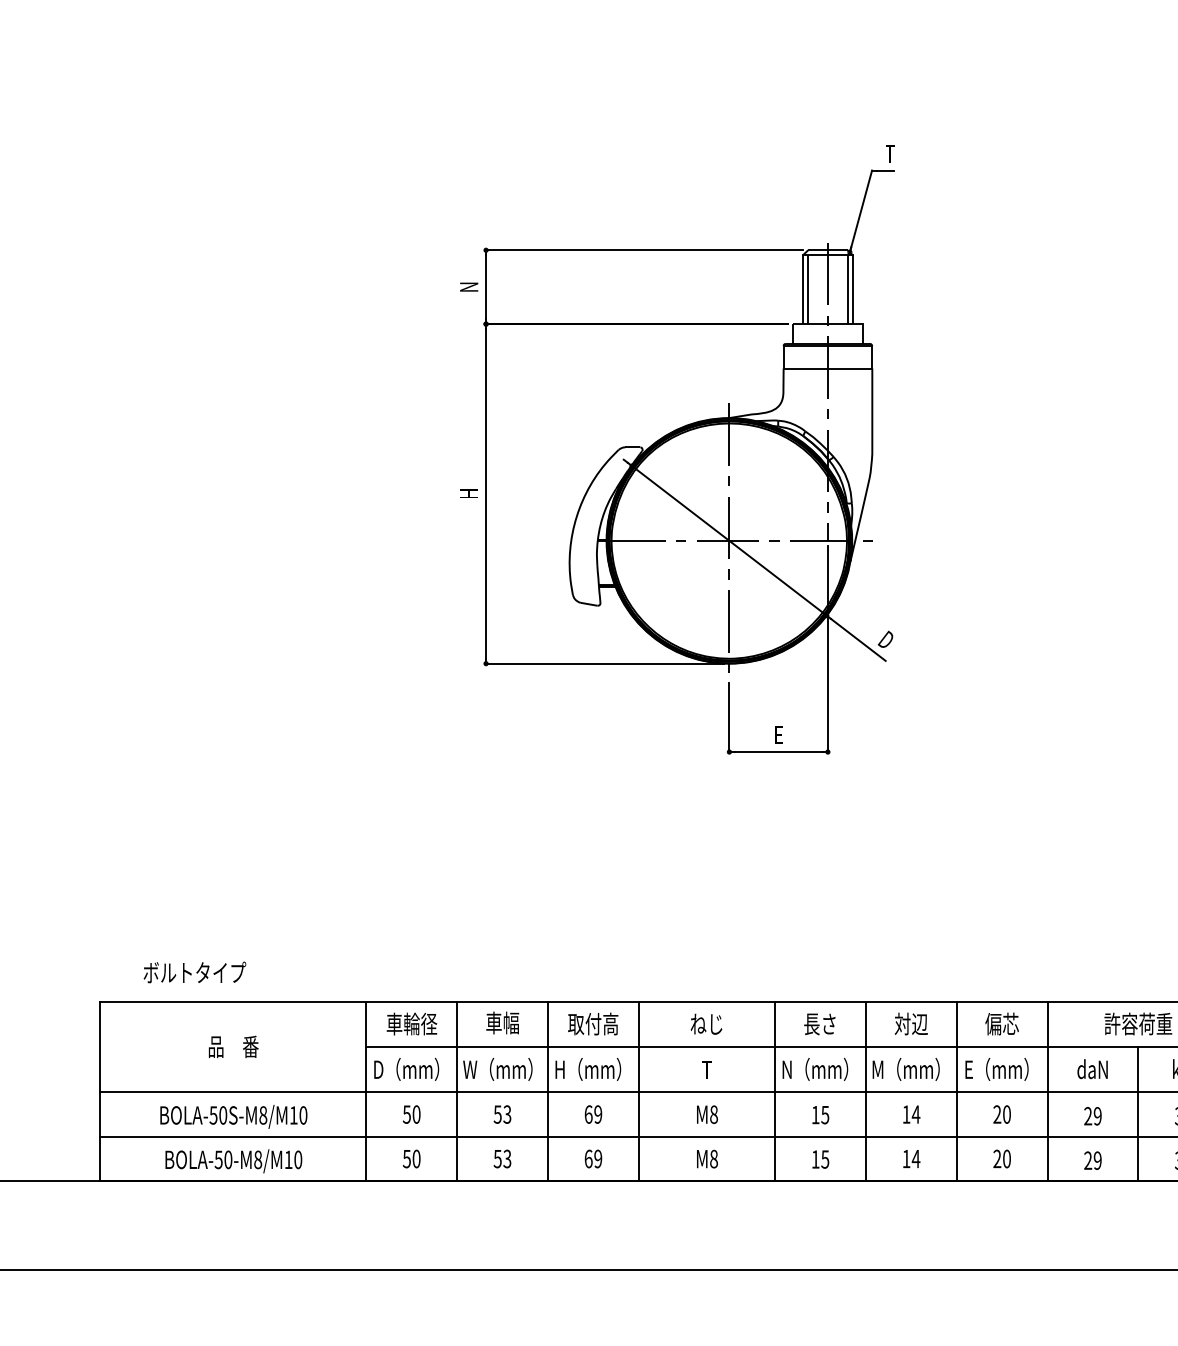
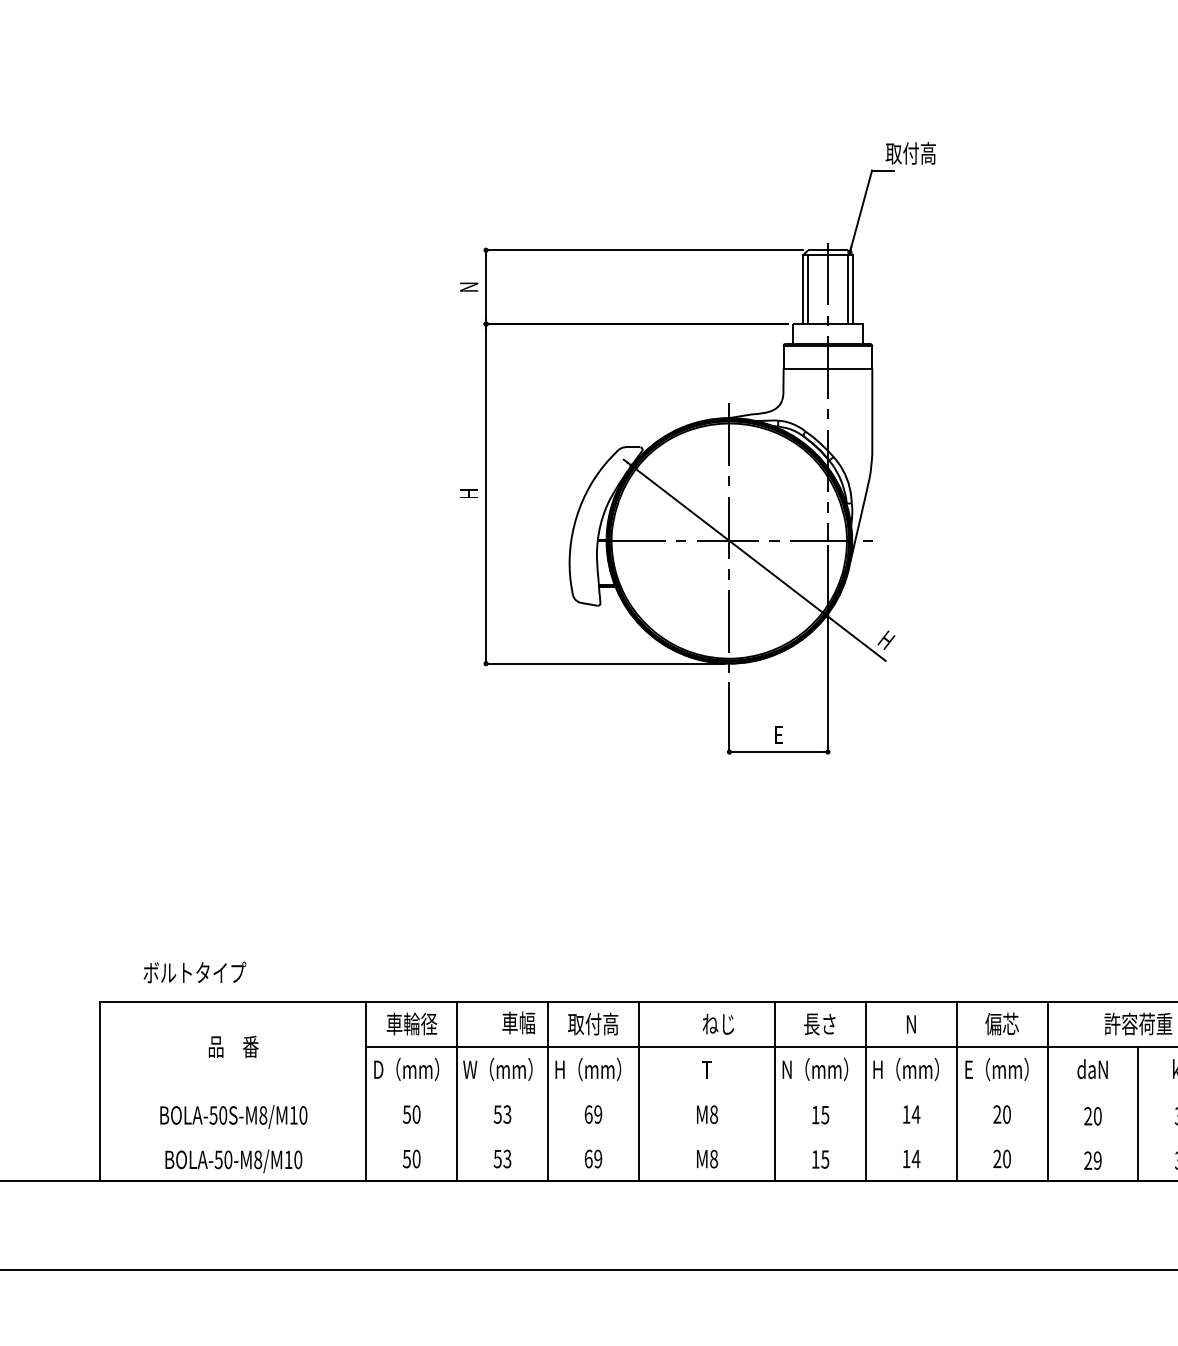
text: T -> 取付高 (910, 153)
text: D -> H (886, 639)
text position: (502, 1022) -> (518, 1022) (518, 1022)
text position: (706, 1023) -> (718, 1023) (718, 1023)
text: 対辺 -> N (910, 1023)
text: M（mm） -> H（mm） (905, 1068)
line: present -> none (637, 1092)
text: 29 -> 20 (1097, 1116)
line: present -> none (637, 1136)
